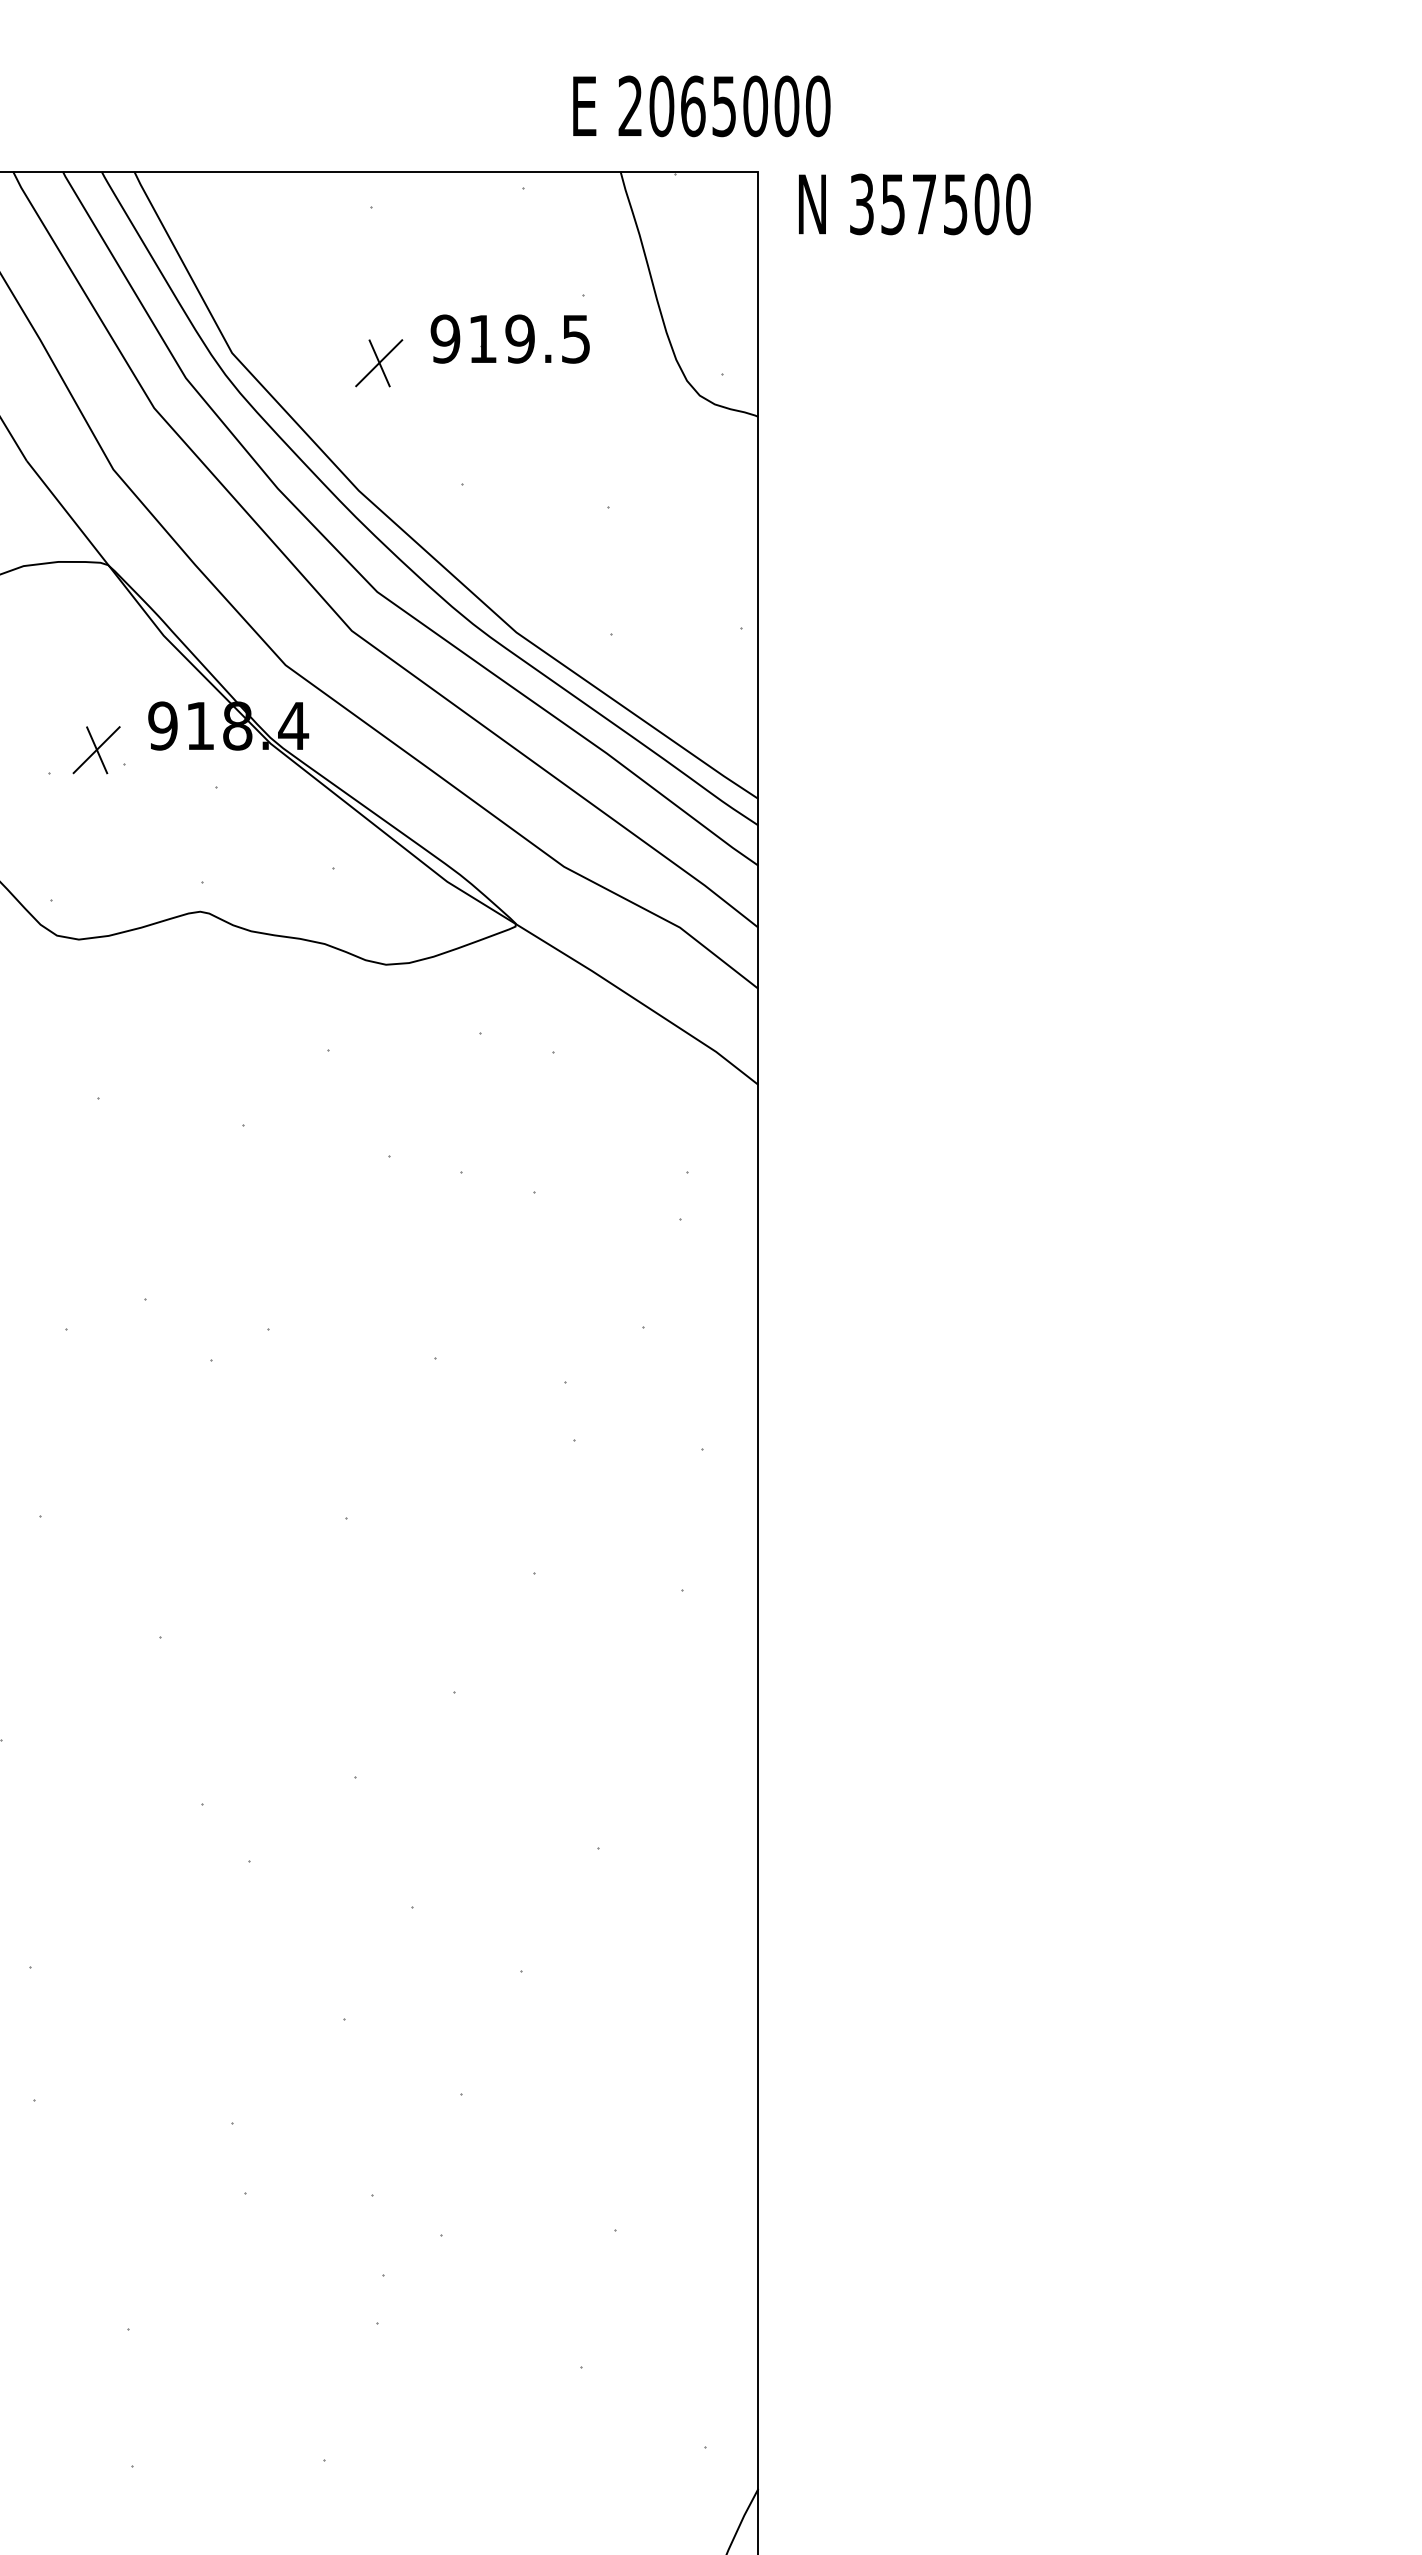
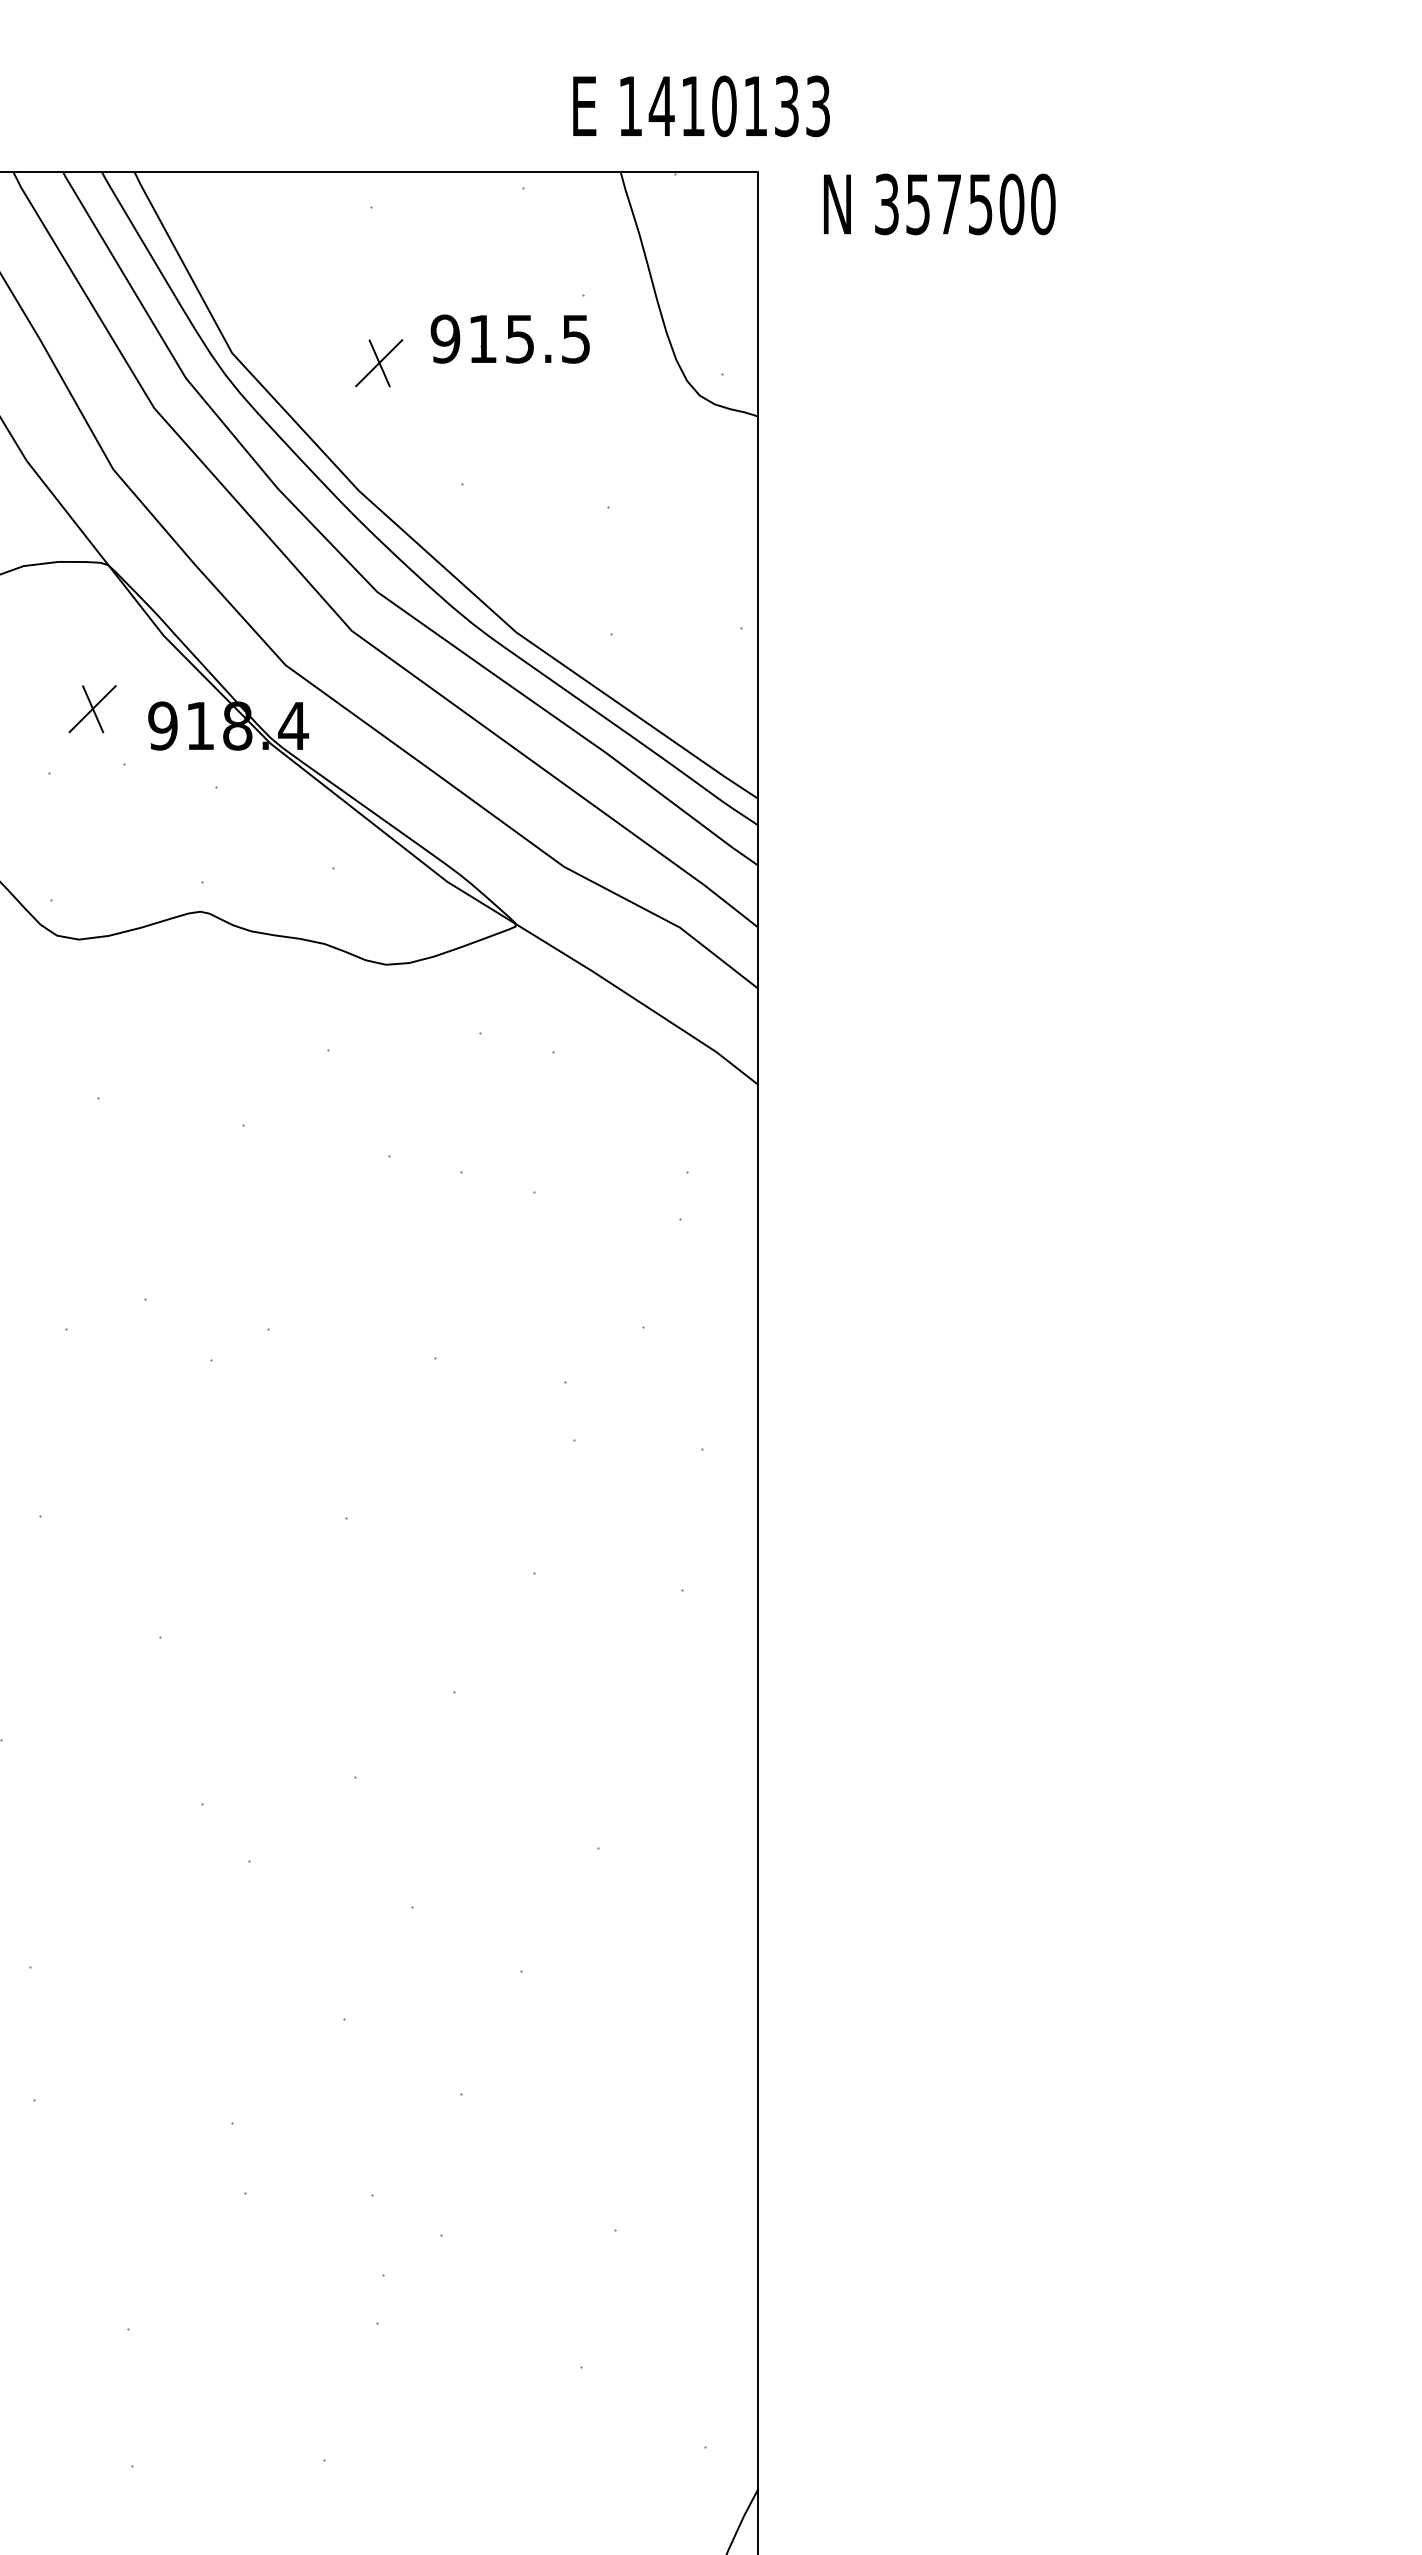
text: 2065000 -> 1410133 (724, 106)
text position: (914, 204) -> (939, 204) (939, 204)
text: 919.5 -> 915.5 (519, 338)
part position: (96, 750) -> (92, 709) (92, 709)
